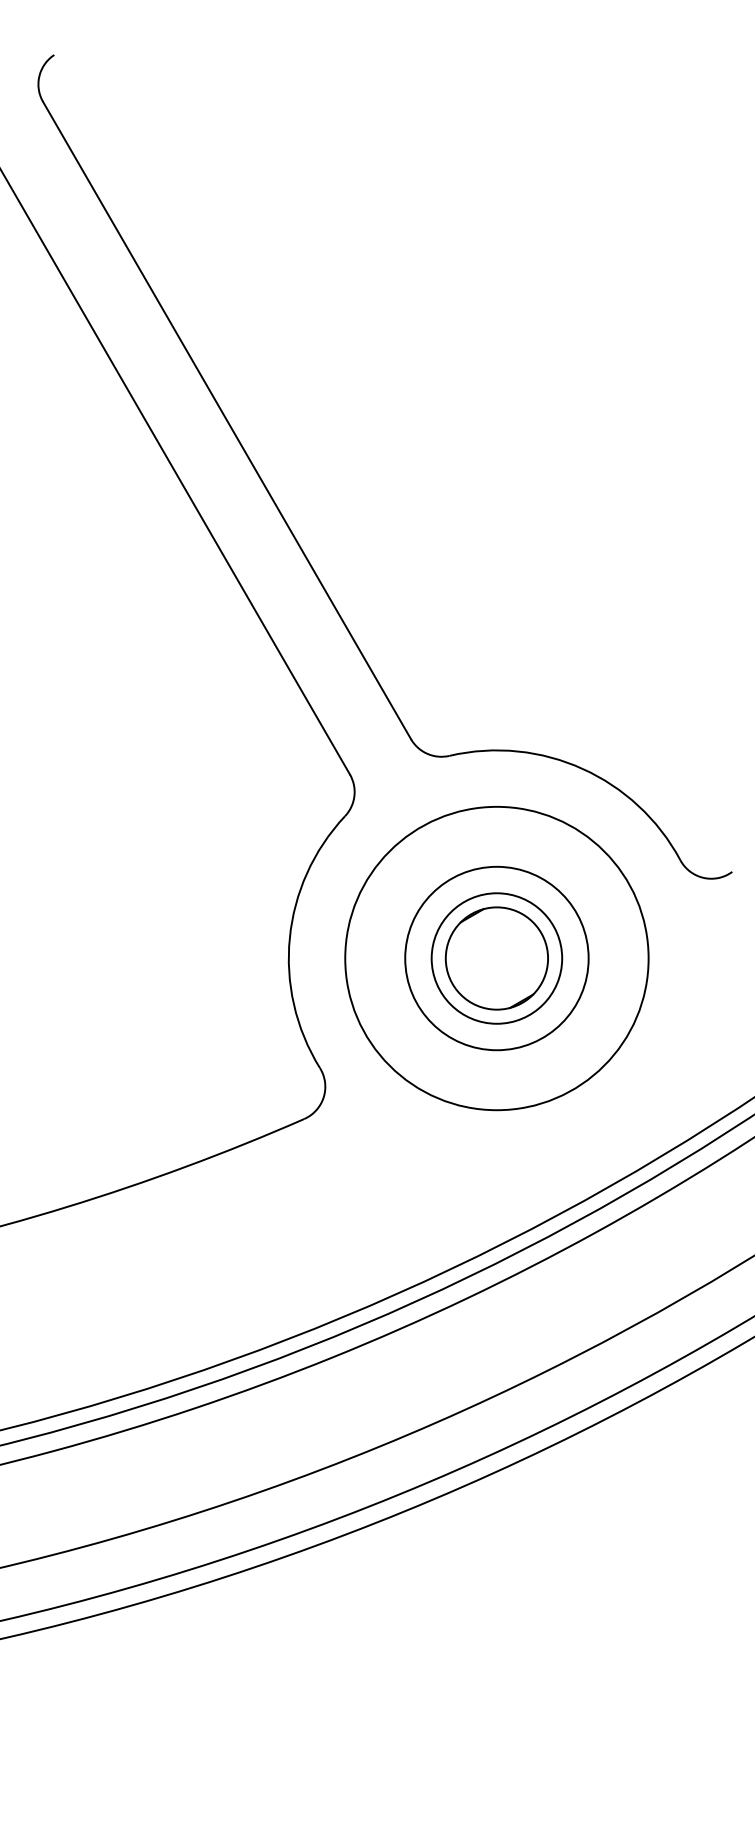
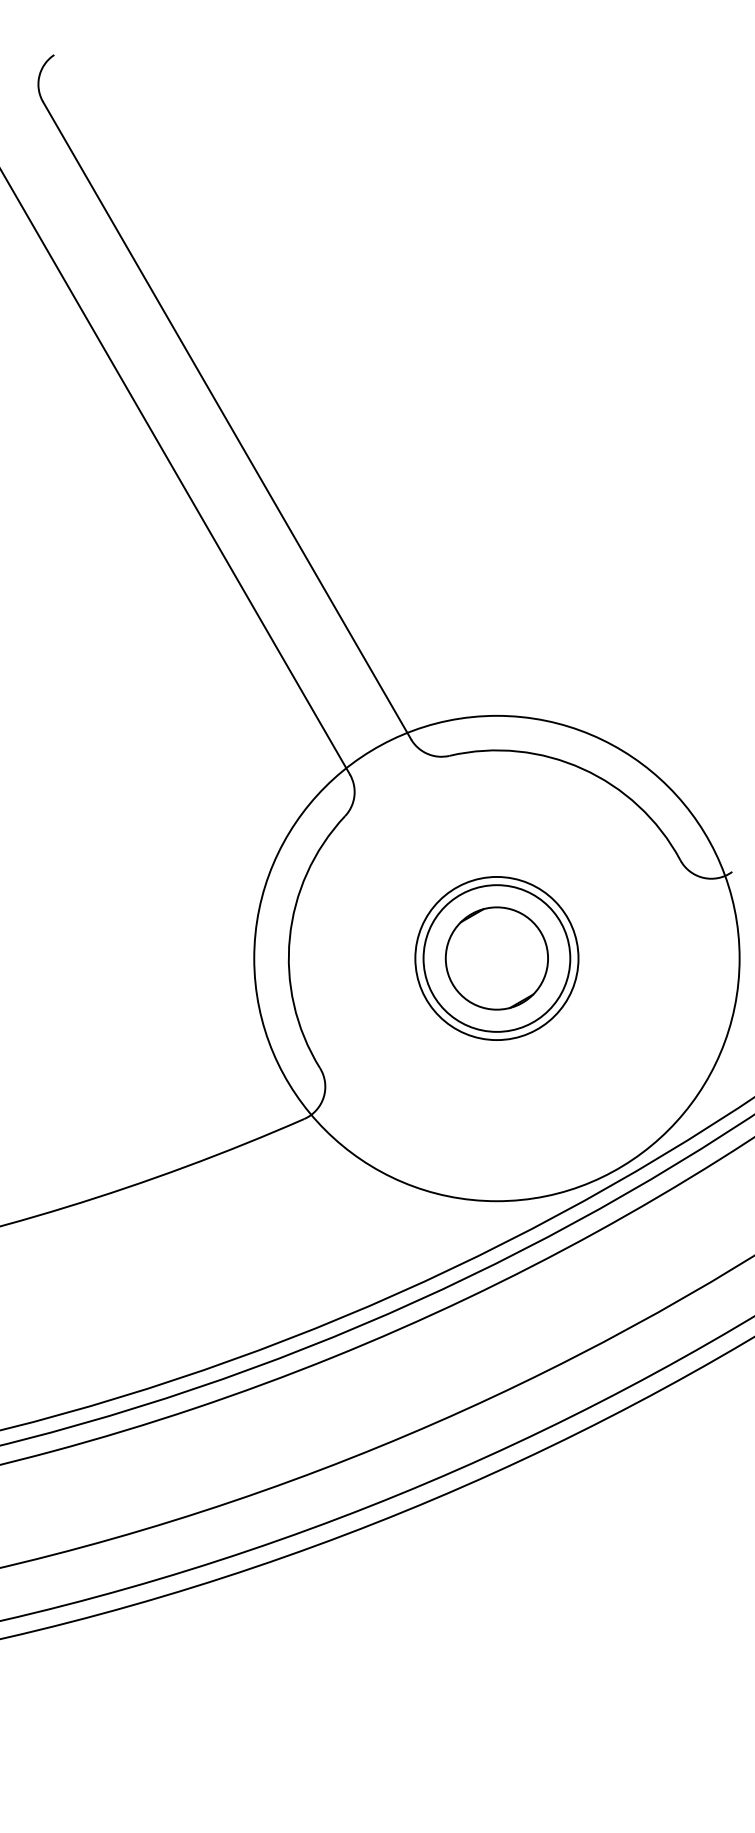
circle diameter: 131 px -> 163 px (496, 958)
circle diameter: 183 px -> 147 px (496, 958)
circle diameter: 303 px -> 485 px (496, 958)
